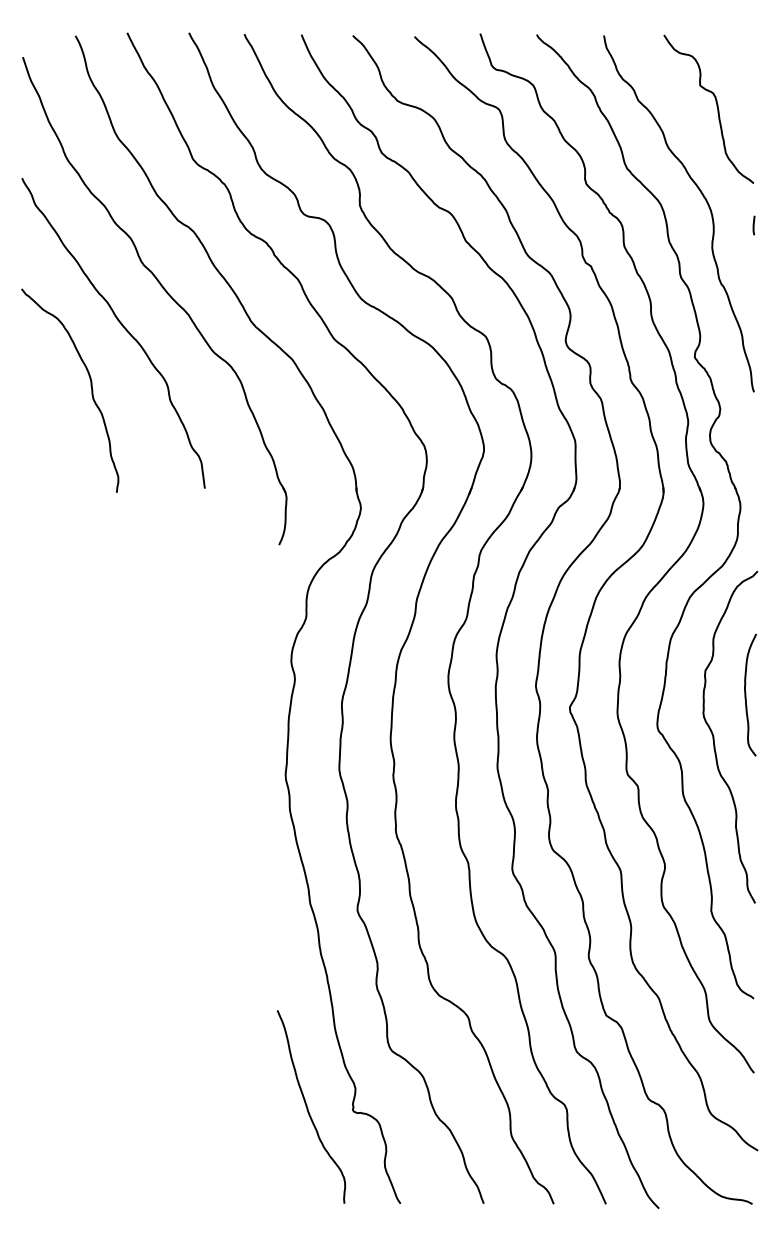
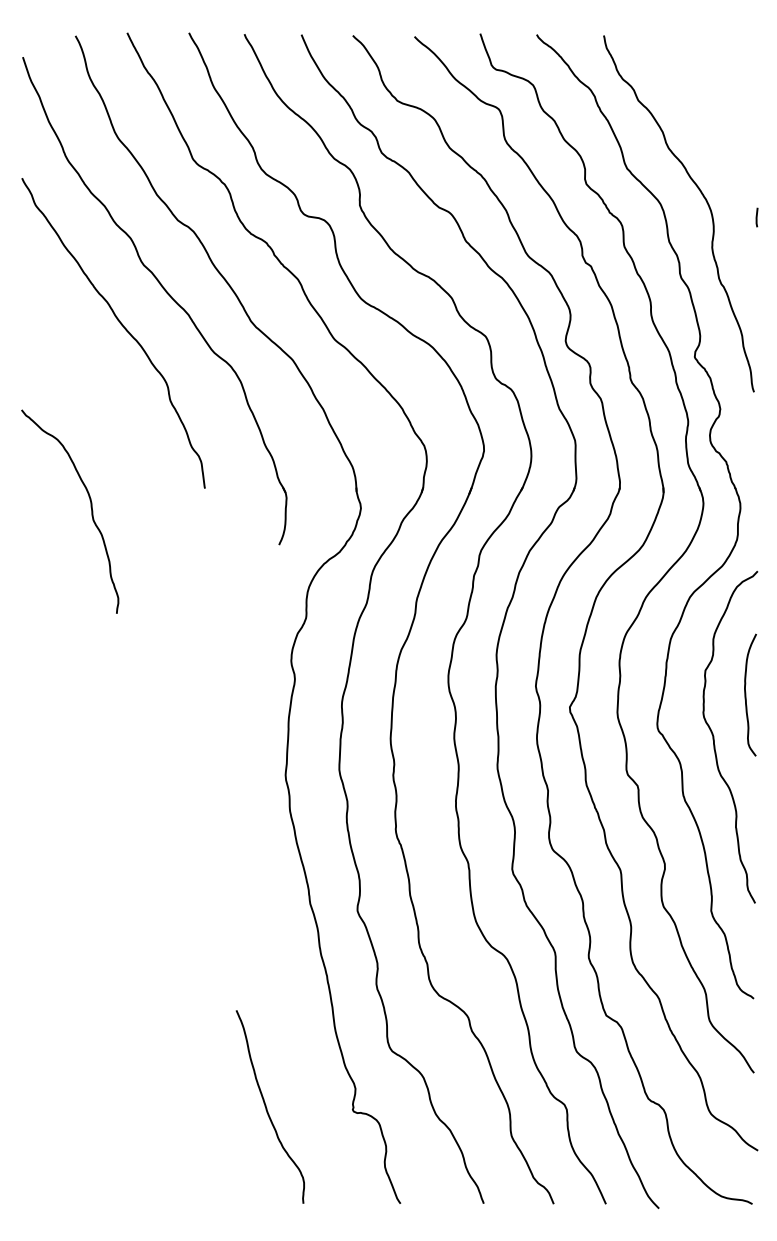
curve: present -> none (716, 106)
line position: (753, 225) -> (756, 217) (756, 217)
curve position: (90, 386) -> (90, 507) (90, 507)
curve position: (308, 1108) -> (267, 1108) (267, 1108)
